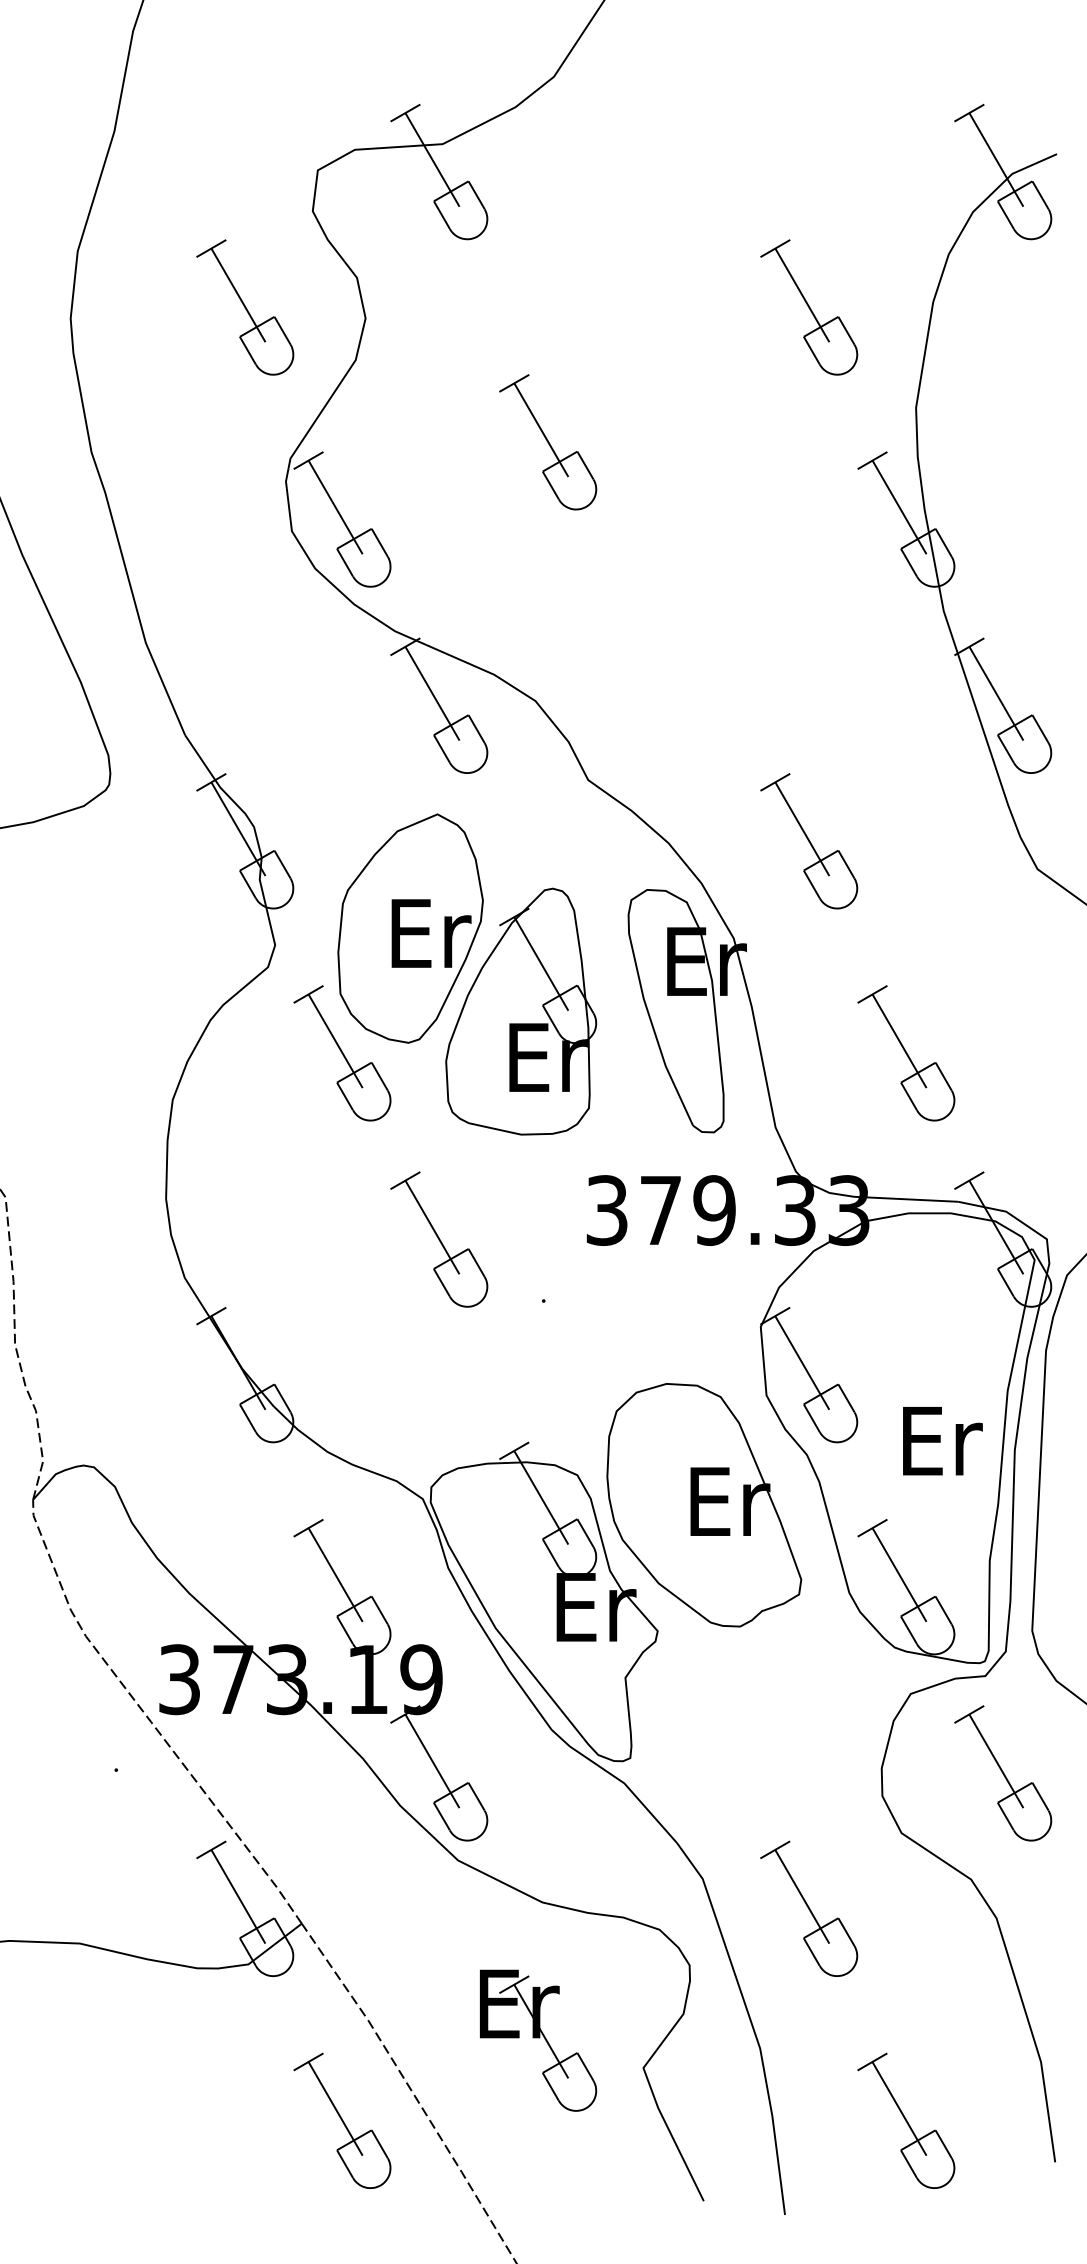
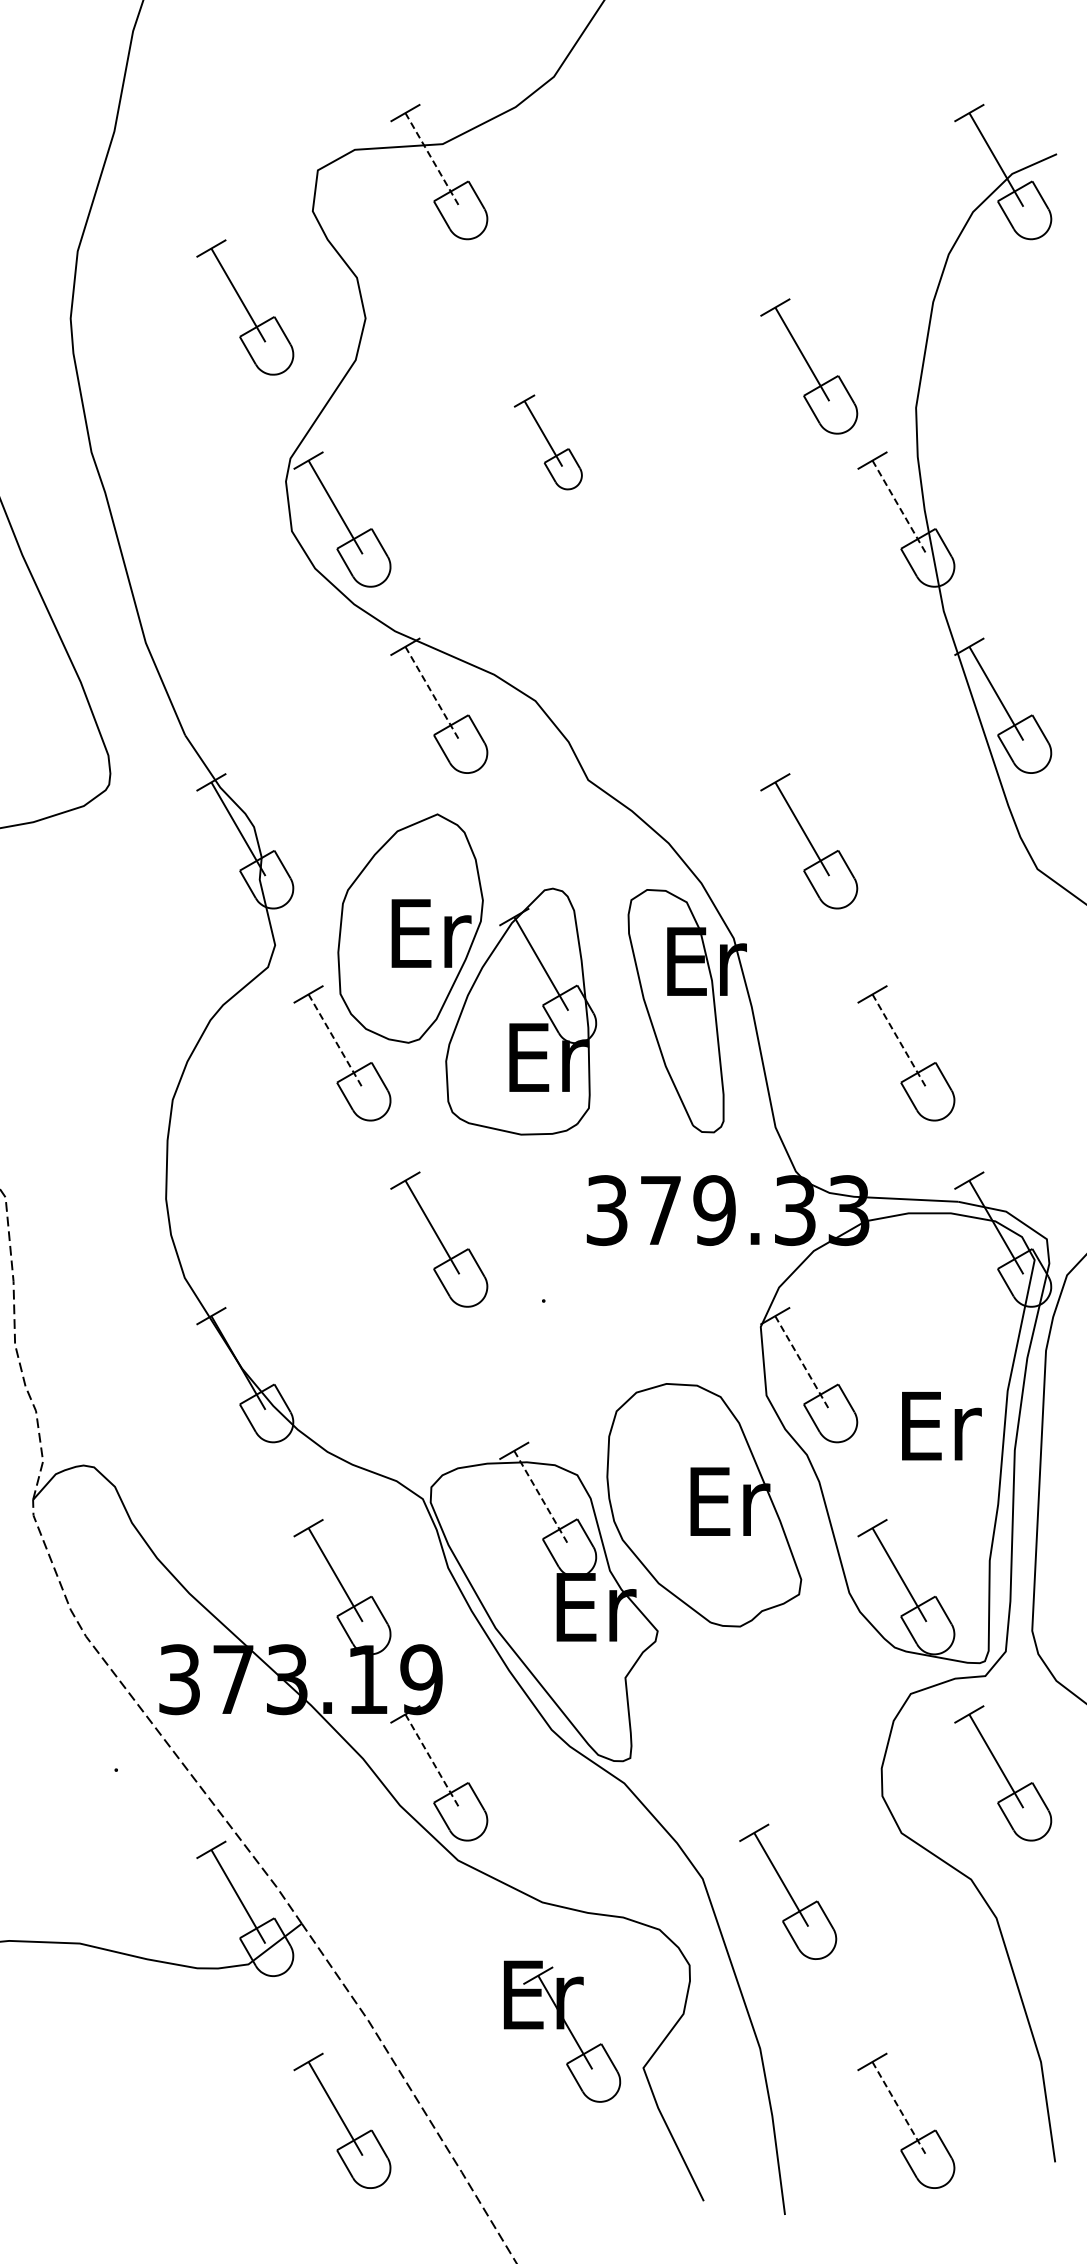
line: solid -> dashed (432, 160)
part position: (809, 307) -> (809, 366) (809, 366)
part size: 99x137 px -> 70x97 px (547, 442)
line: solid -> dashed (899, 507)
line: solid -> dashed (432, 694)
line: solid -> dashed (335, 1041)
line: solid -> dashed (899, 1041)
line: solid -> dashed (802, 1363)
text position: (942, 1441) -> (941, 1426) (941, 1426)
line: solid -> dashed (541, 1498)
line: solid -> dashed (432, 1761)
part position: (809, 1908) -> (788, 1891) (788, 1891)
part position: (538, 2040) -> (562, 2031) (562, 2031)
line: solid -> dashed (899, 2109)
